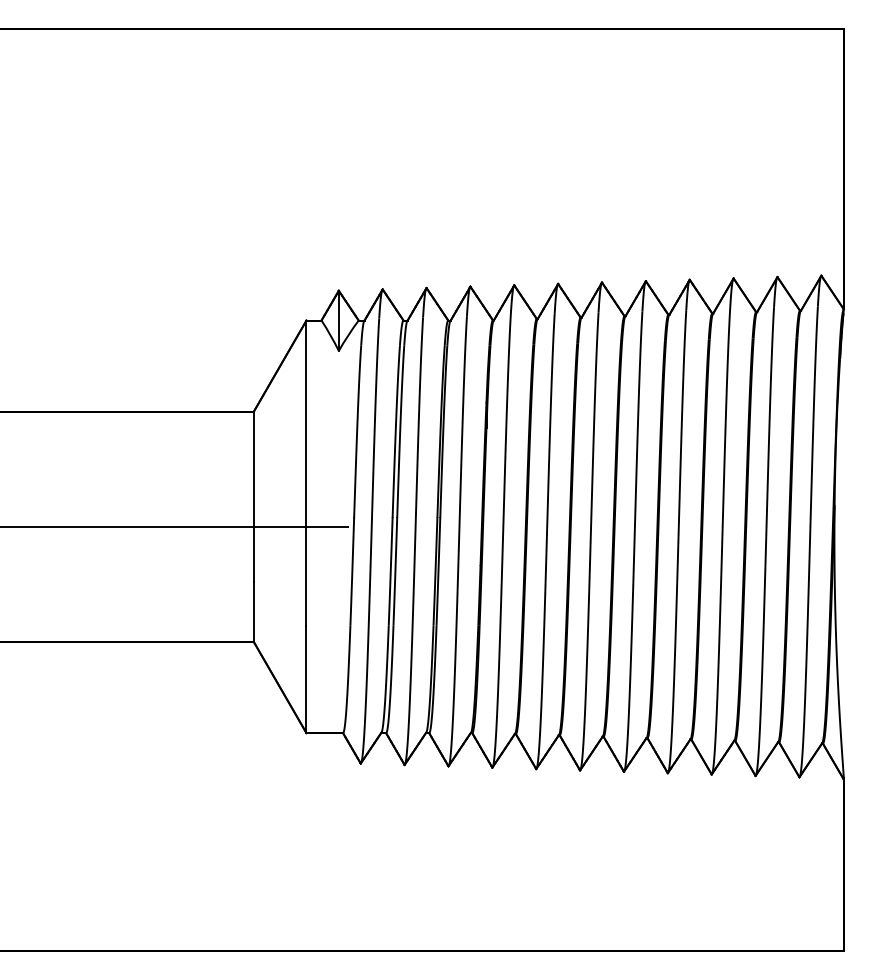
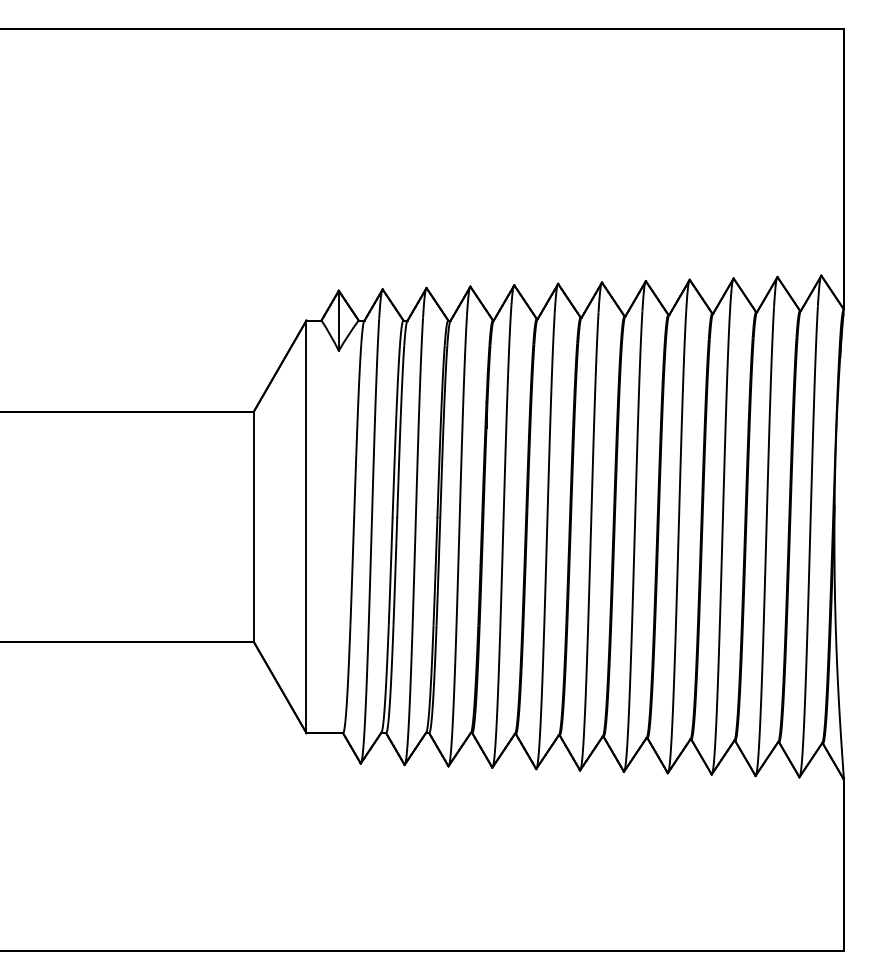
line: present -> none (175, 526)
